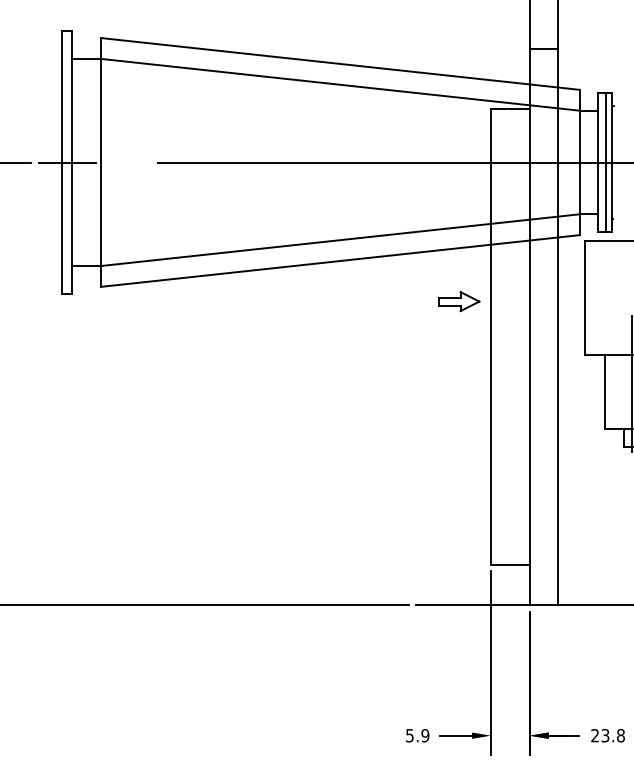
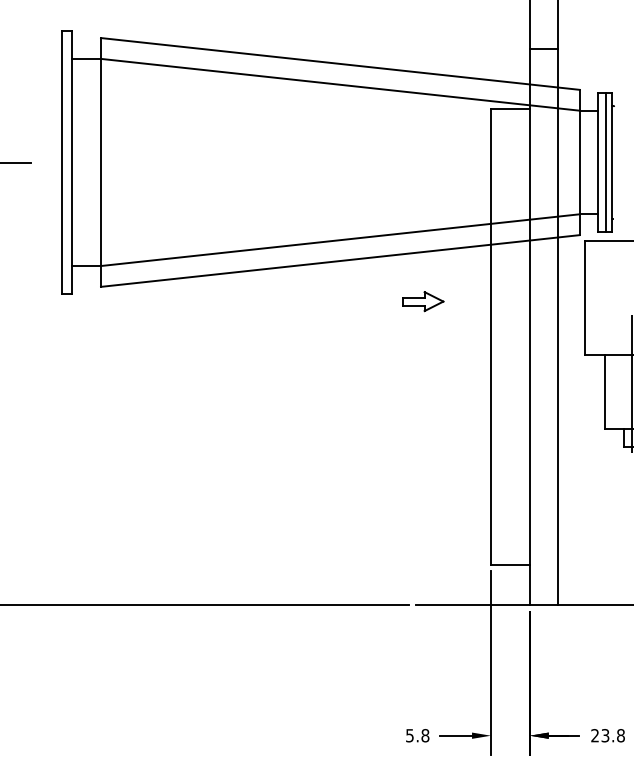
line: present -> none (334, 162)
part position: (459, 301) -> (423, 301) (423, 301)
text: 5.9 -> 5.8 (425, 735)
